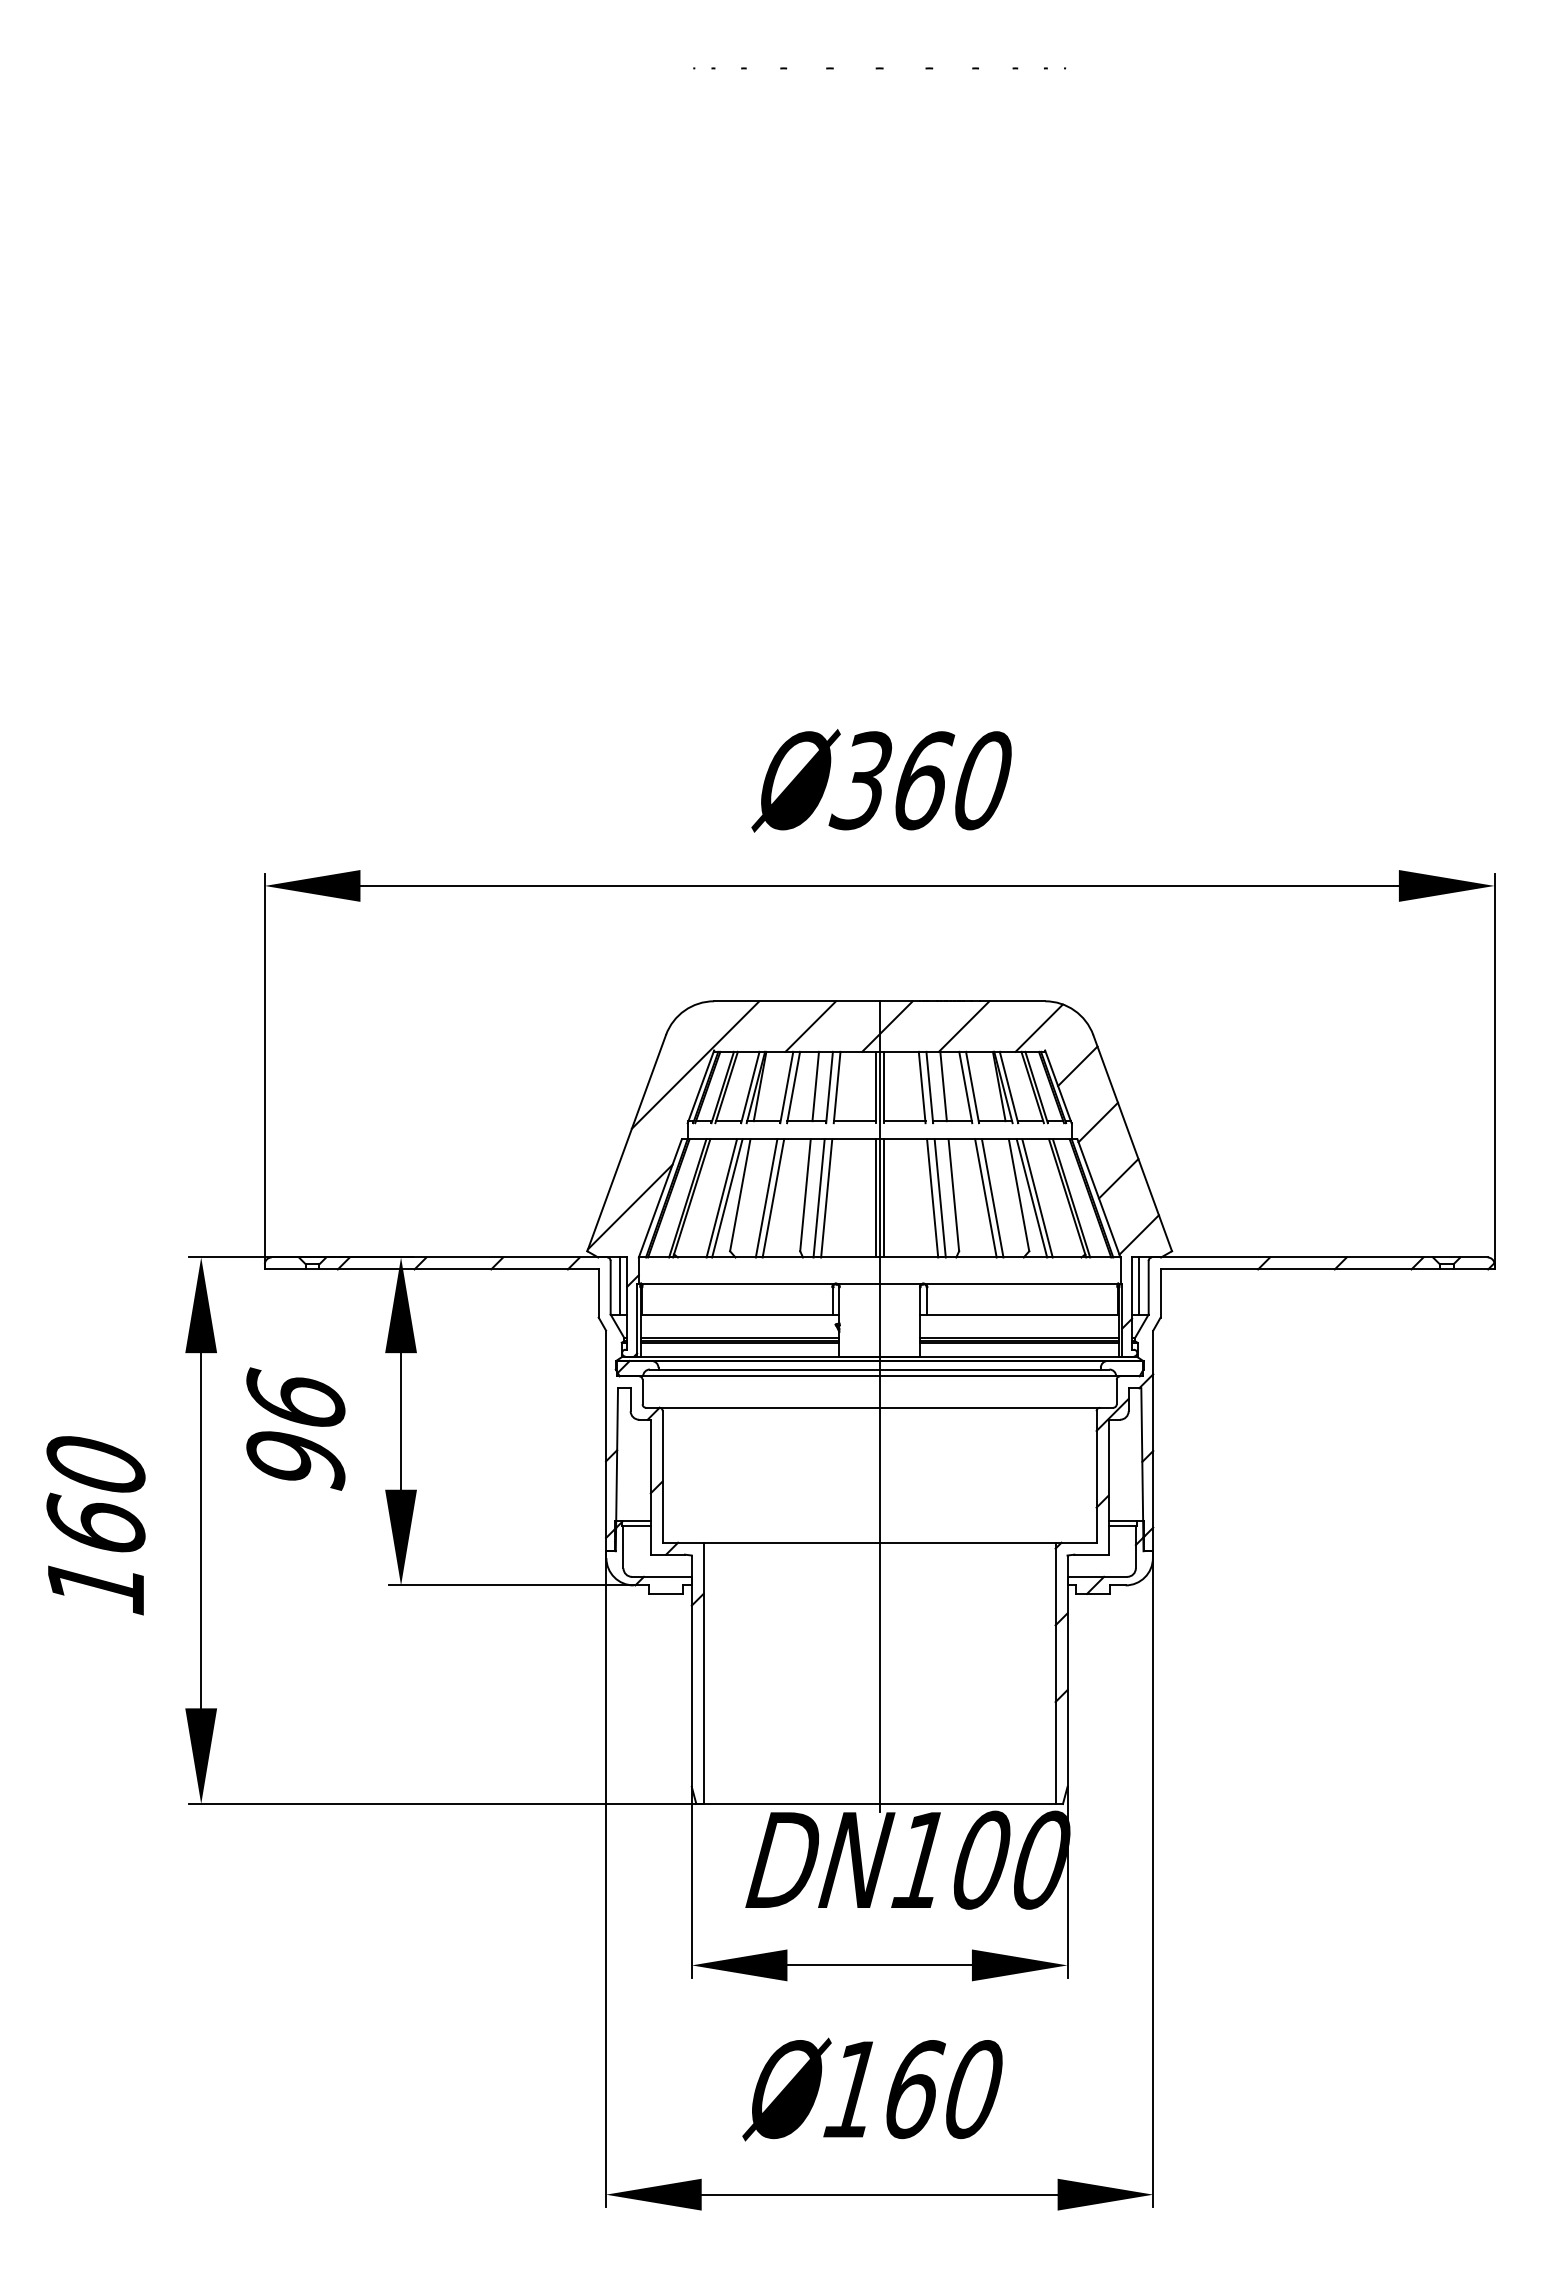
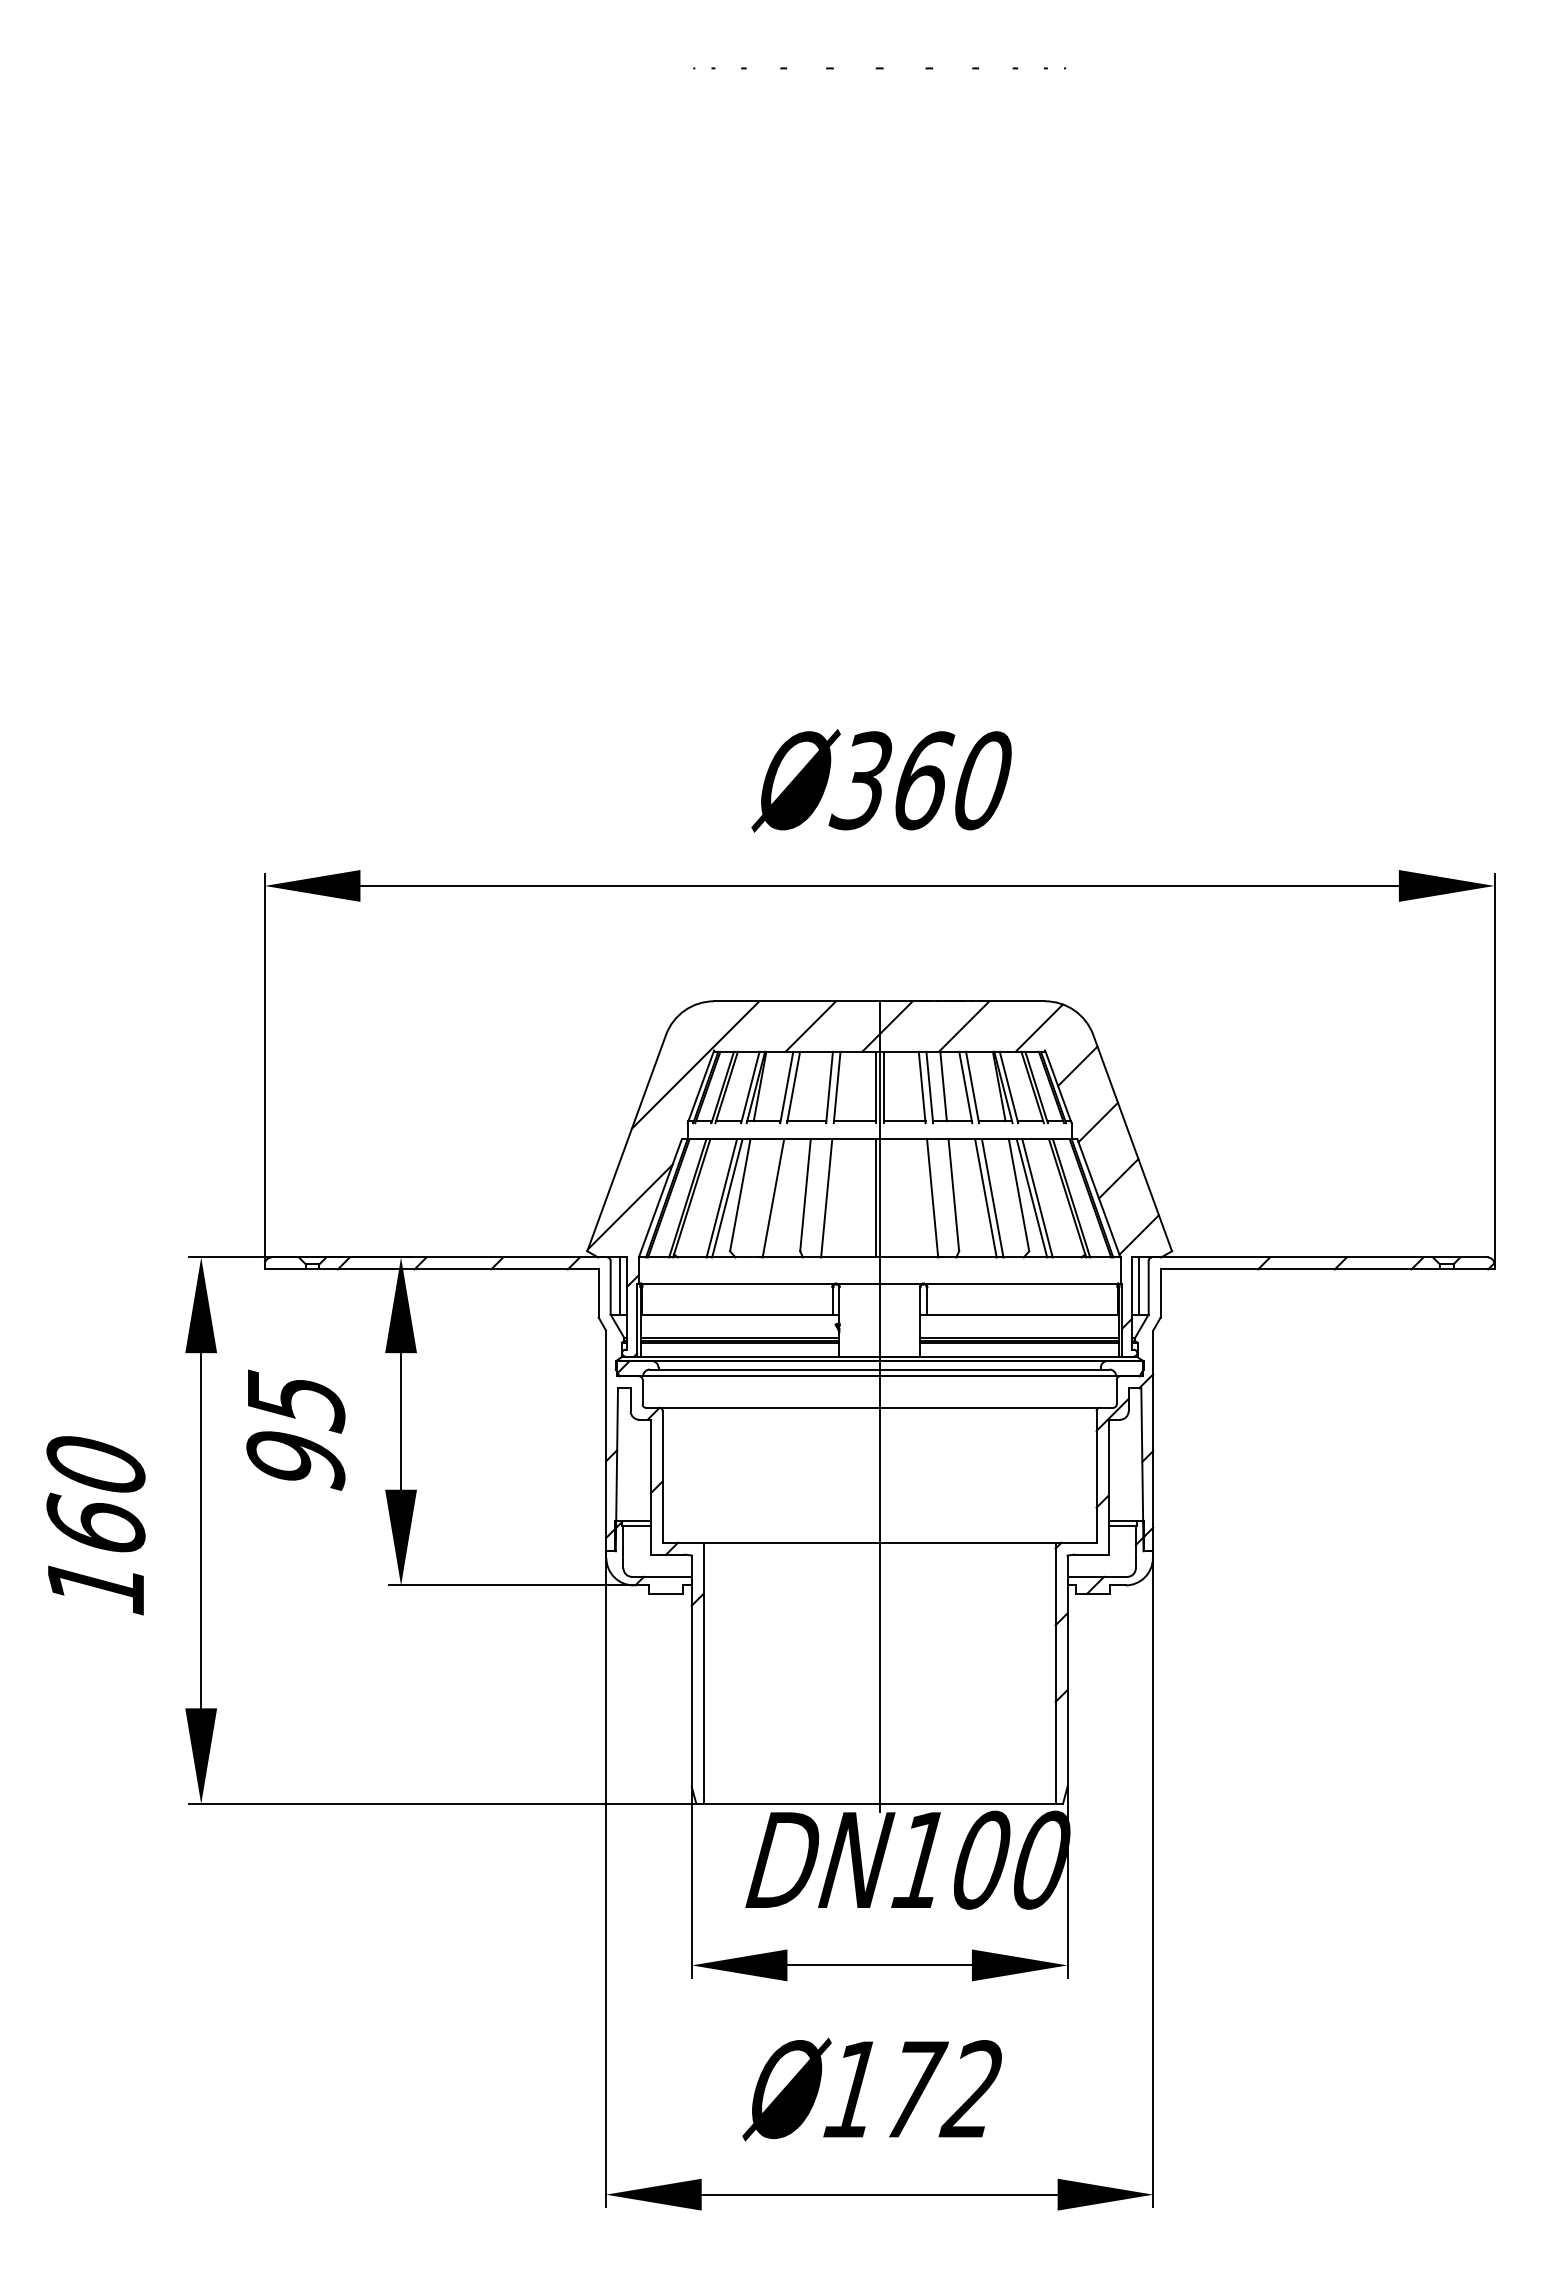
line: present -> none (815, 1086)
line: present -> none (766, 1198)
line: present -> none (818, 1198)
line: present -> none (883, 1198)
line: present -> none (939, 1198)
text: 96 -> 95 (295, 1400)
text: Ø160 -> Ø172 (944, 2089)
